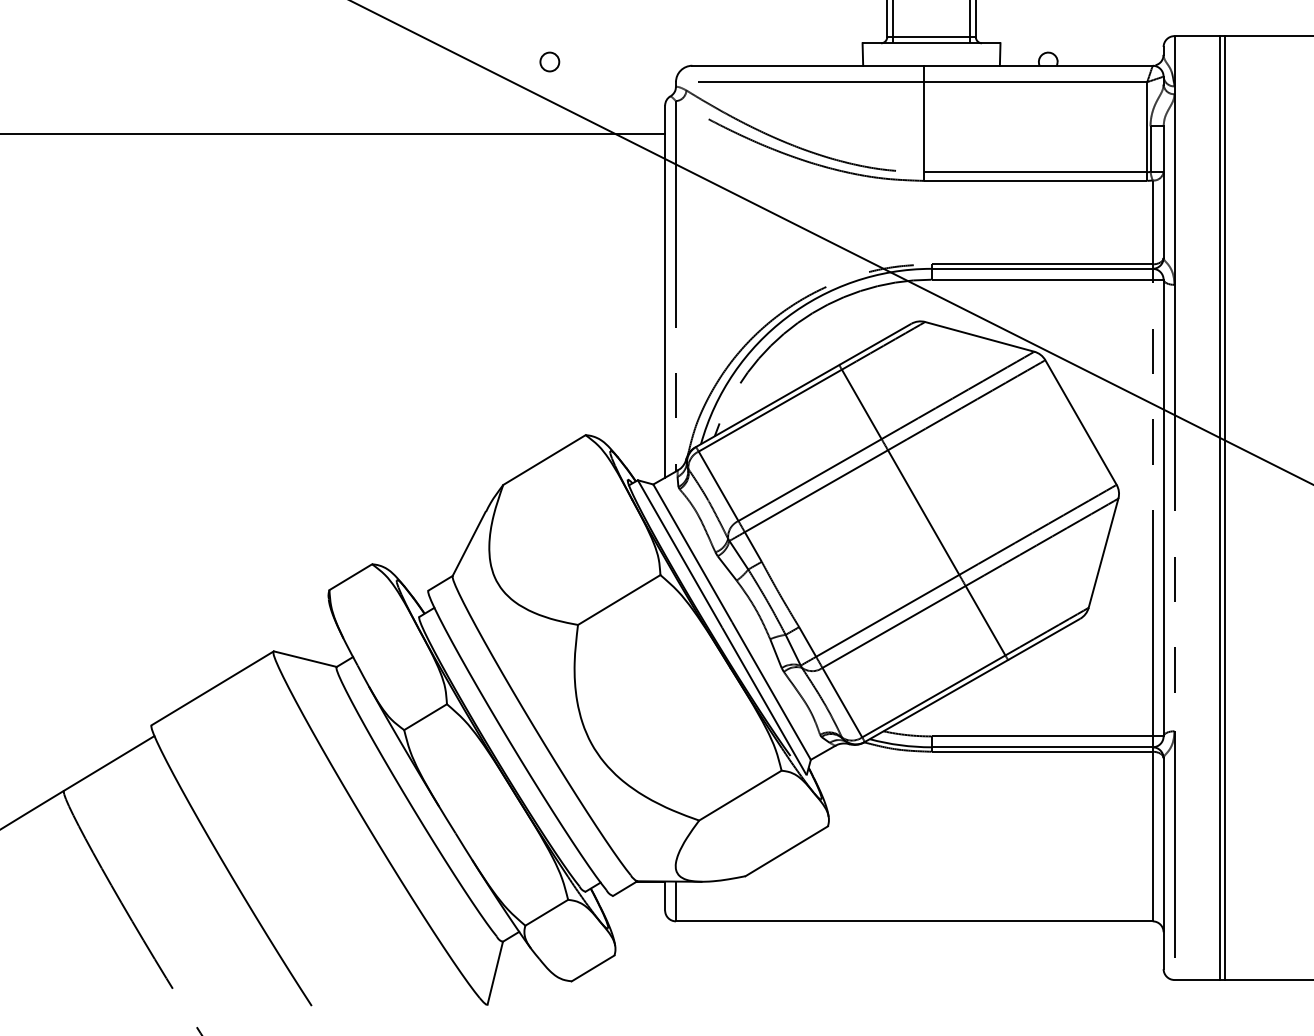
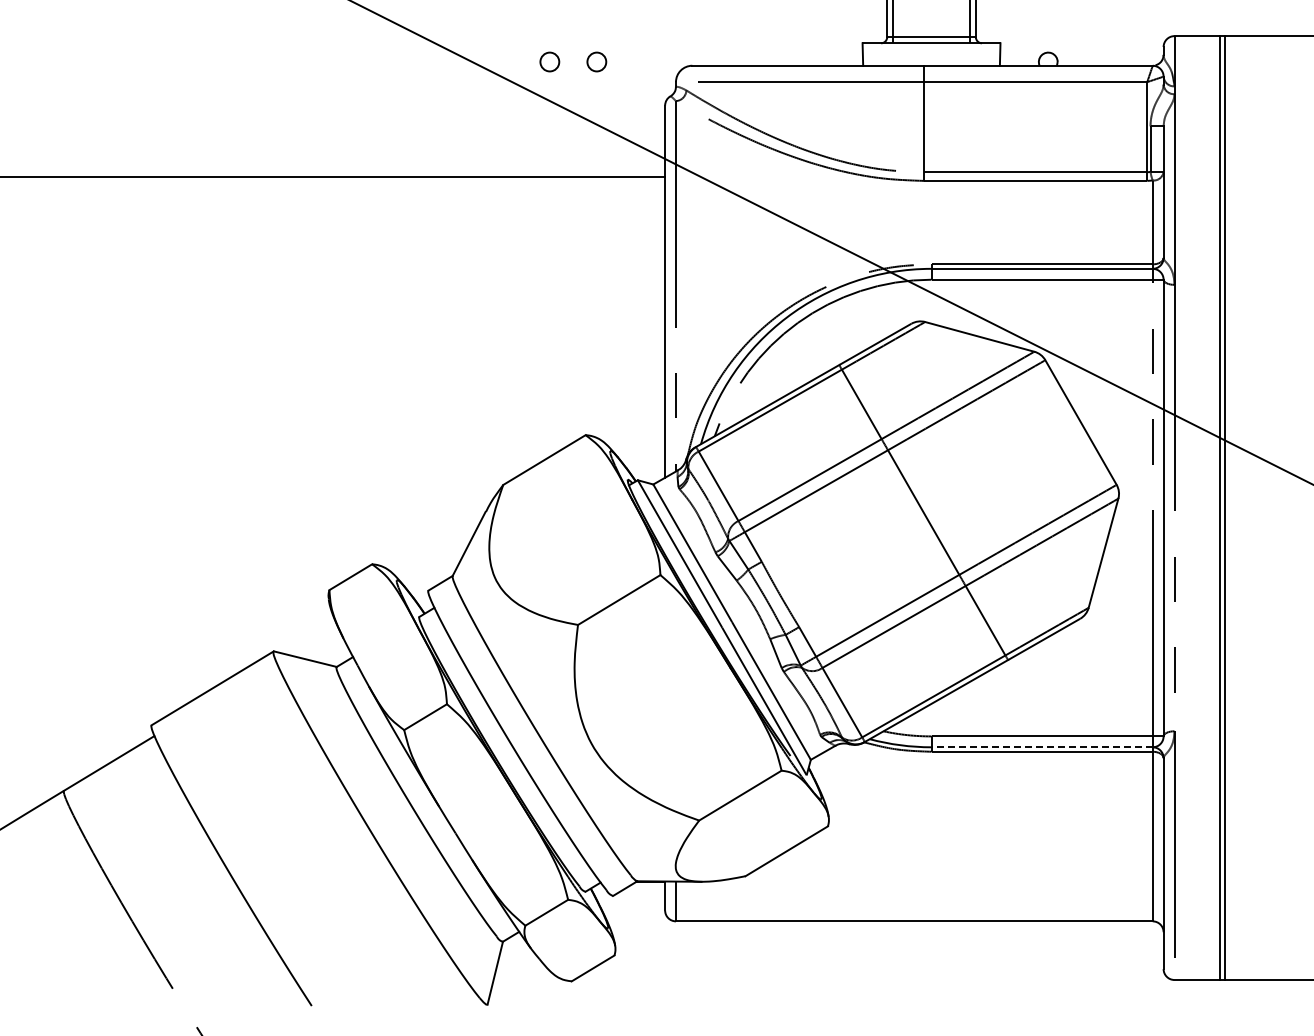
circle: none -> present (596, 61)
line position: (333, 134) -> (333, 177) (333, 177)
line: solid -> dashed (1042, 747)
